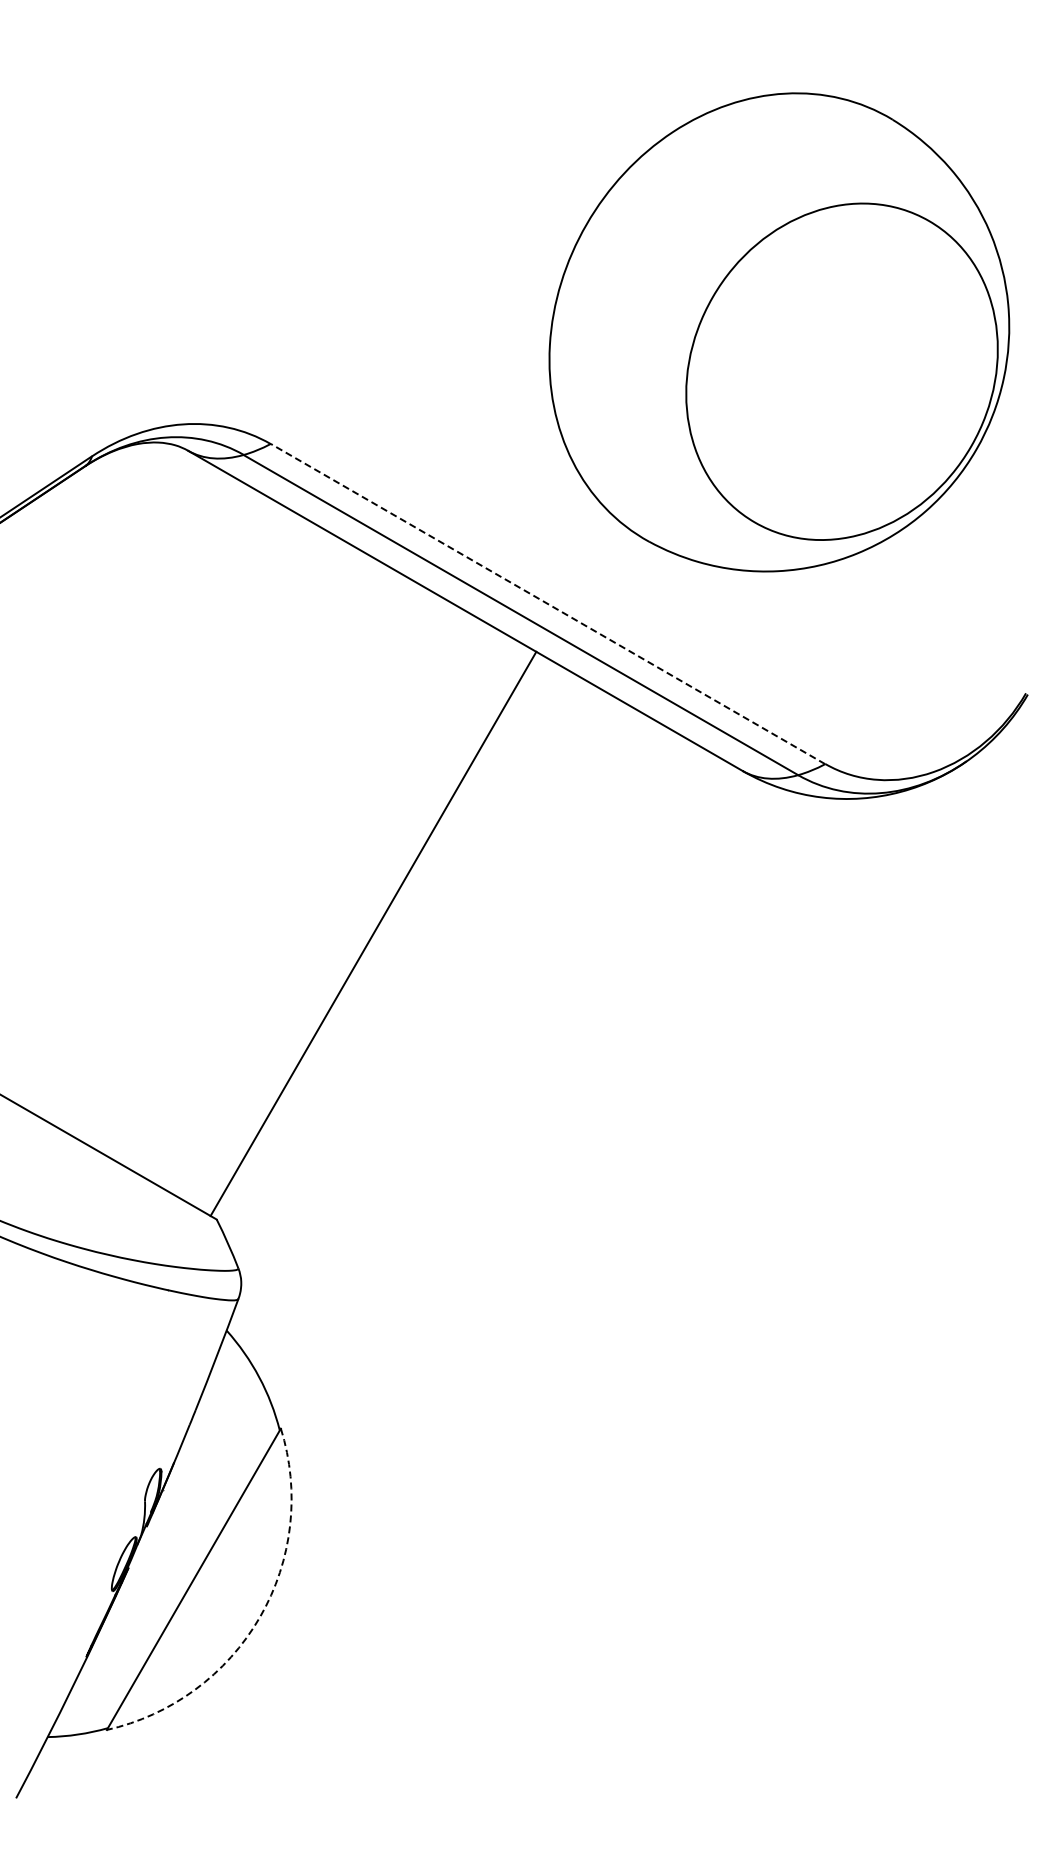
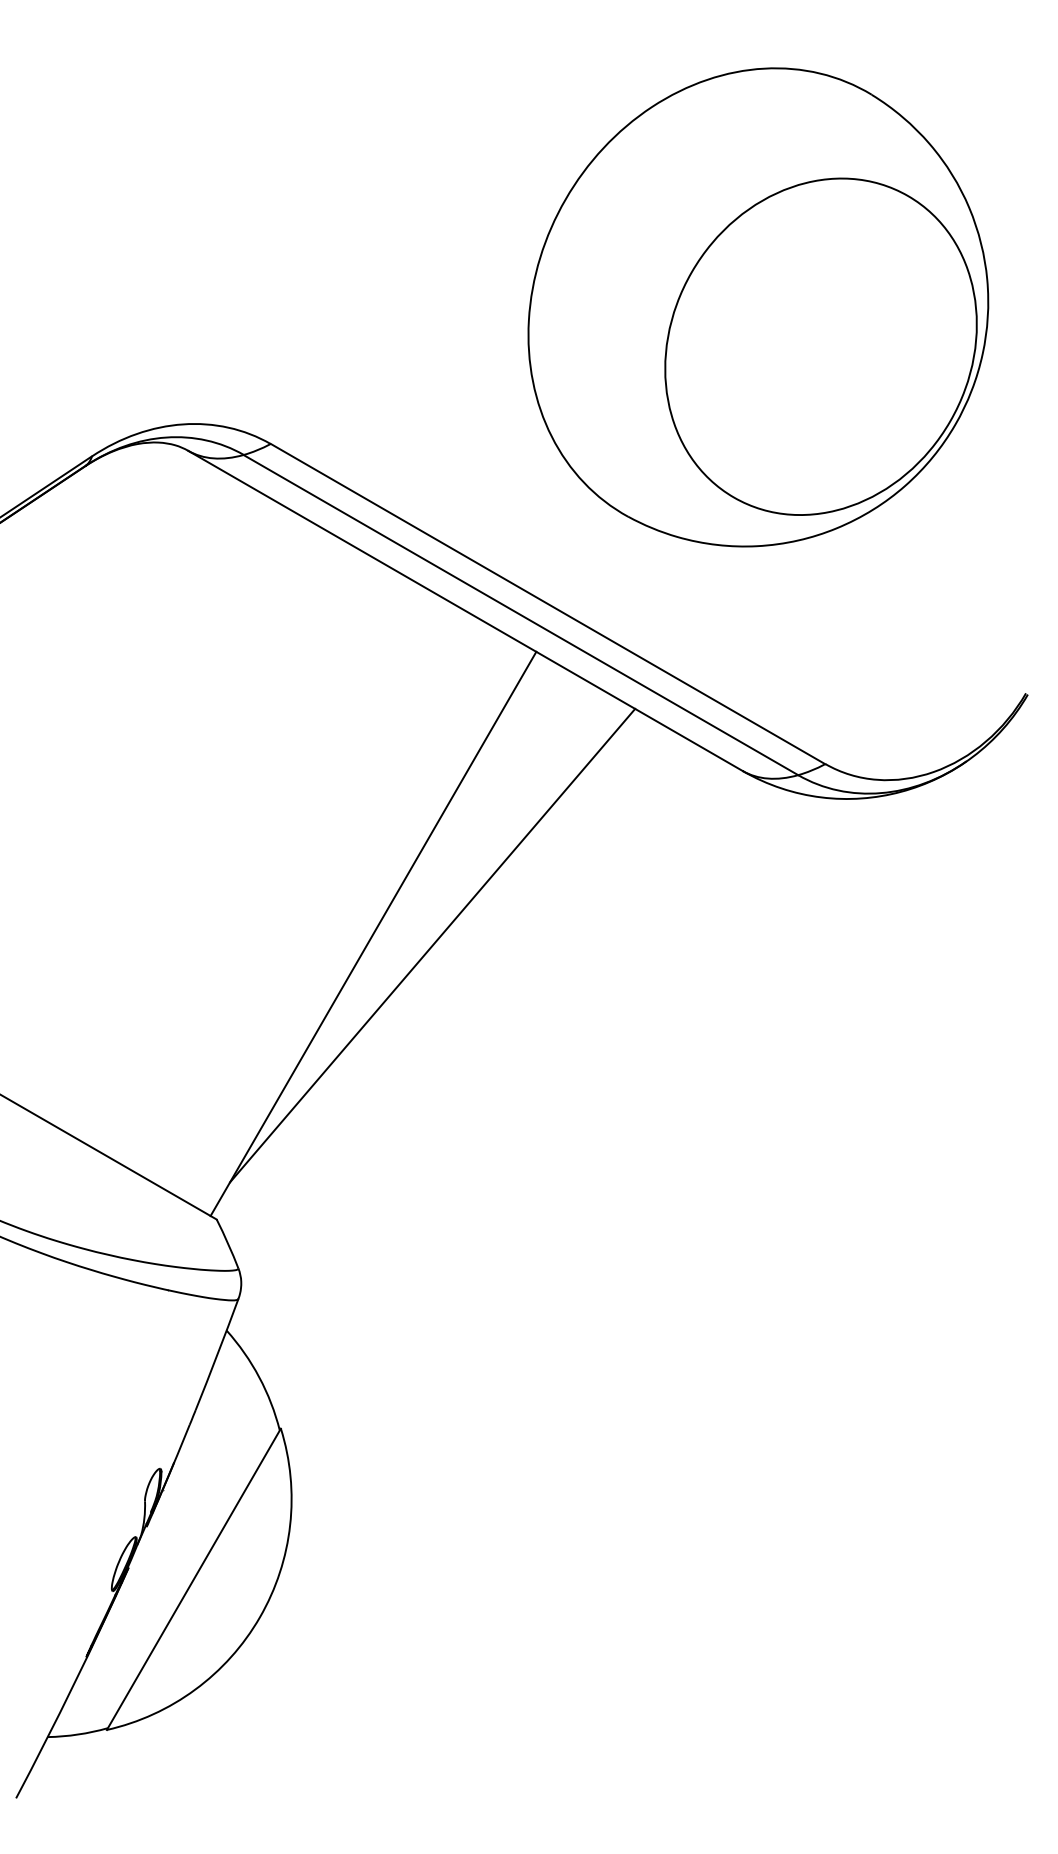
part position: (779, 332) -> (758, 307) (758, 307)
line: dashed -> solid (547, 603)
line: none -> present (432, 945)
arc: dashed -> solid (259, 1617)
